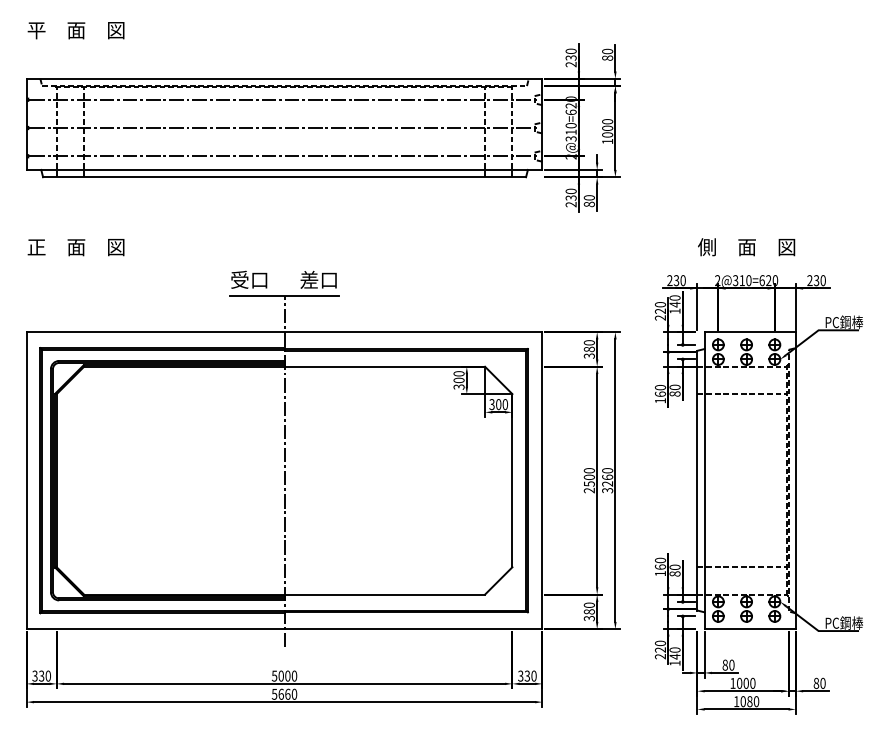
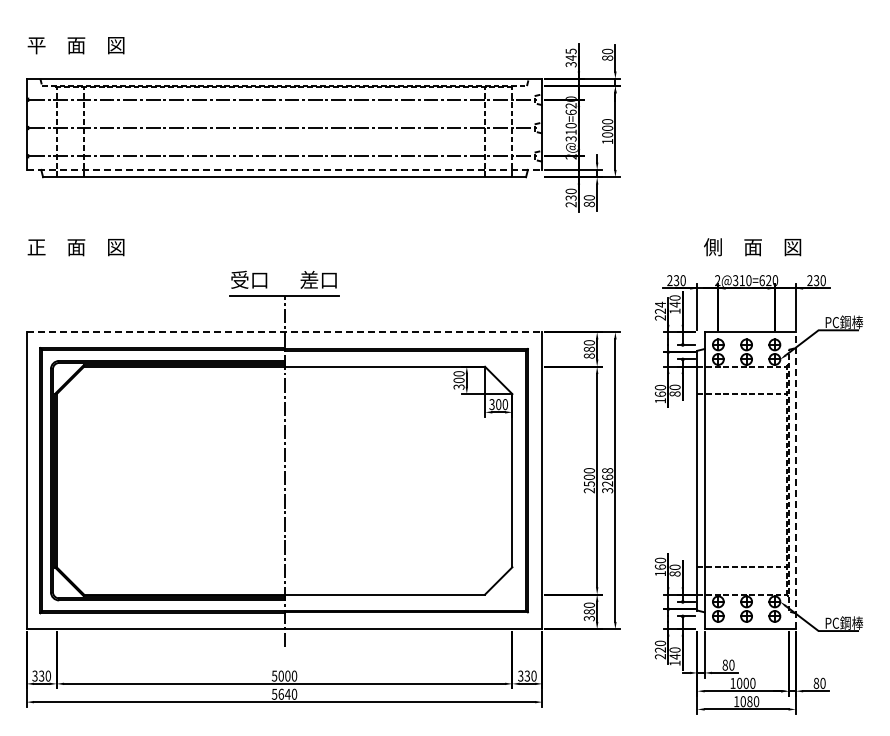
text position: (75, 30) -> (75, 45) (75, 45)
text: 230 -> 345 (570, 57)
line: solid -> dashed (284, 169)
text position: (746, 247) -> (752, 247) (752, 247)
text: 220 -> 224 (660, 304)
line: solid -> dashed (284, 332)
text: 380 -> 880 (589, 355)
text: 3260 -> 3268 (607, 470)
line: solid -> dashed (795, 480)
text: 5660 -> 5640 (287, 693)
